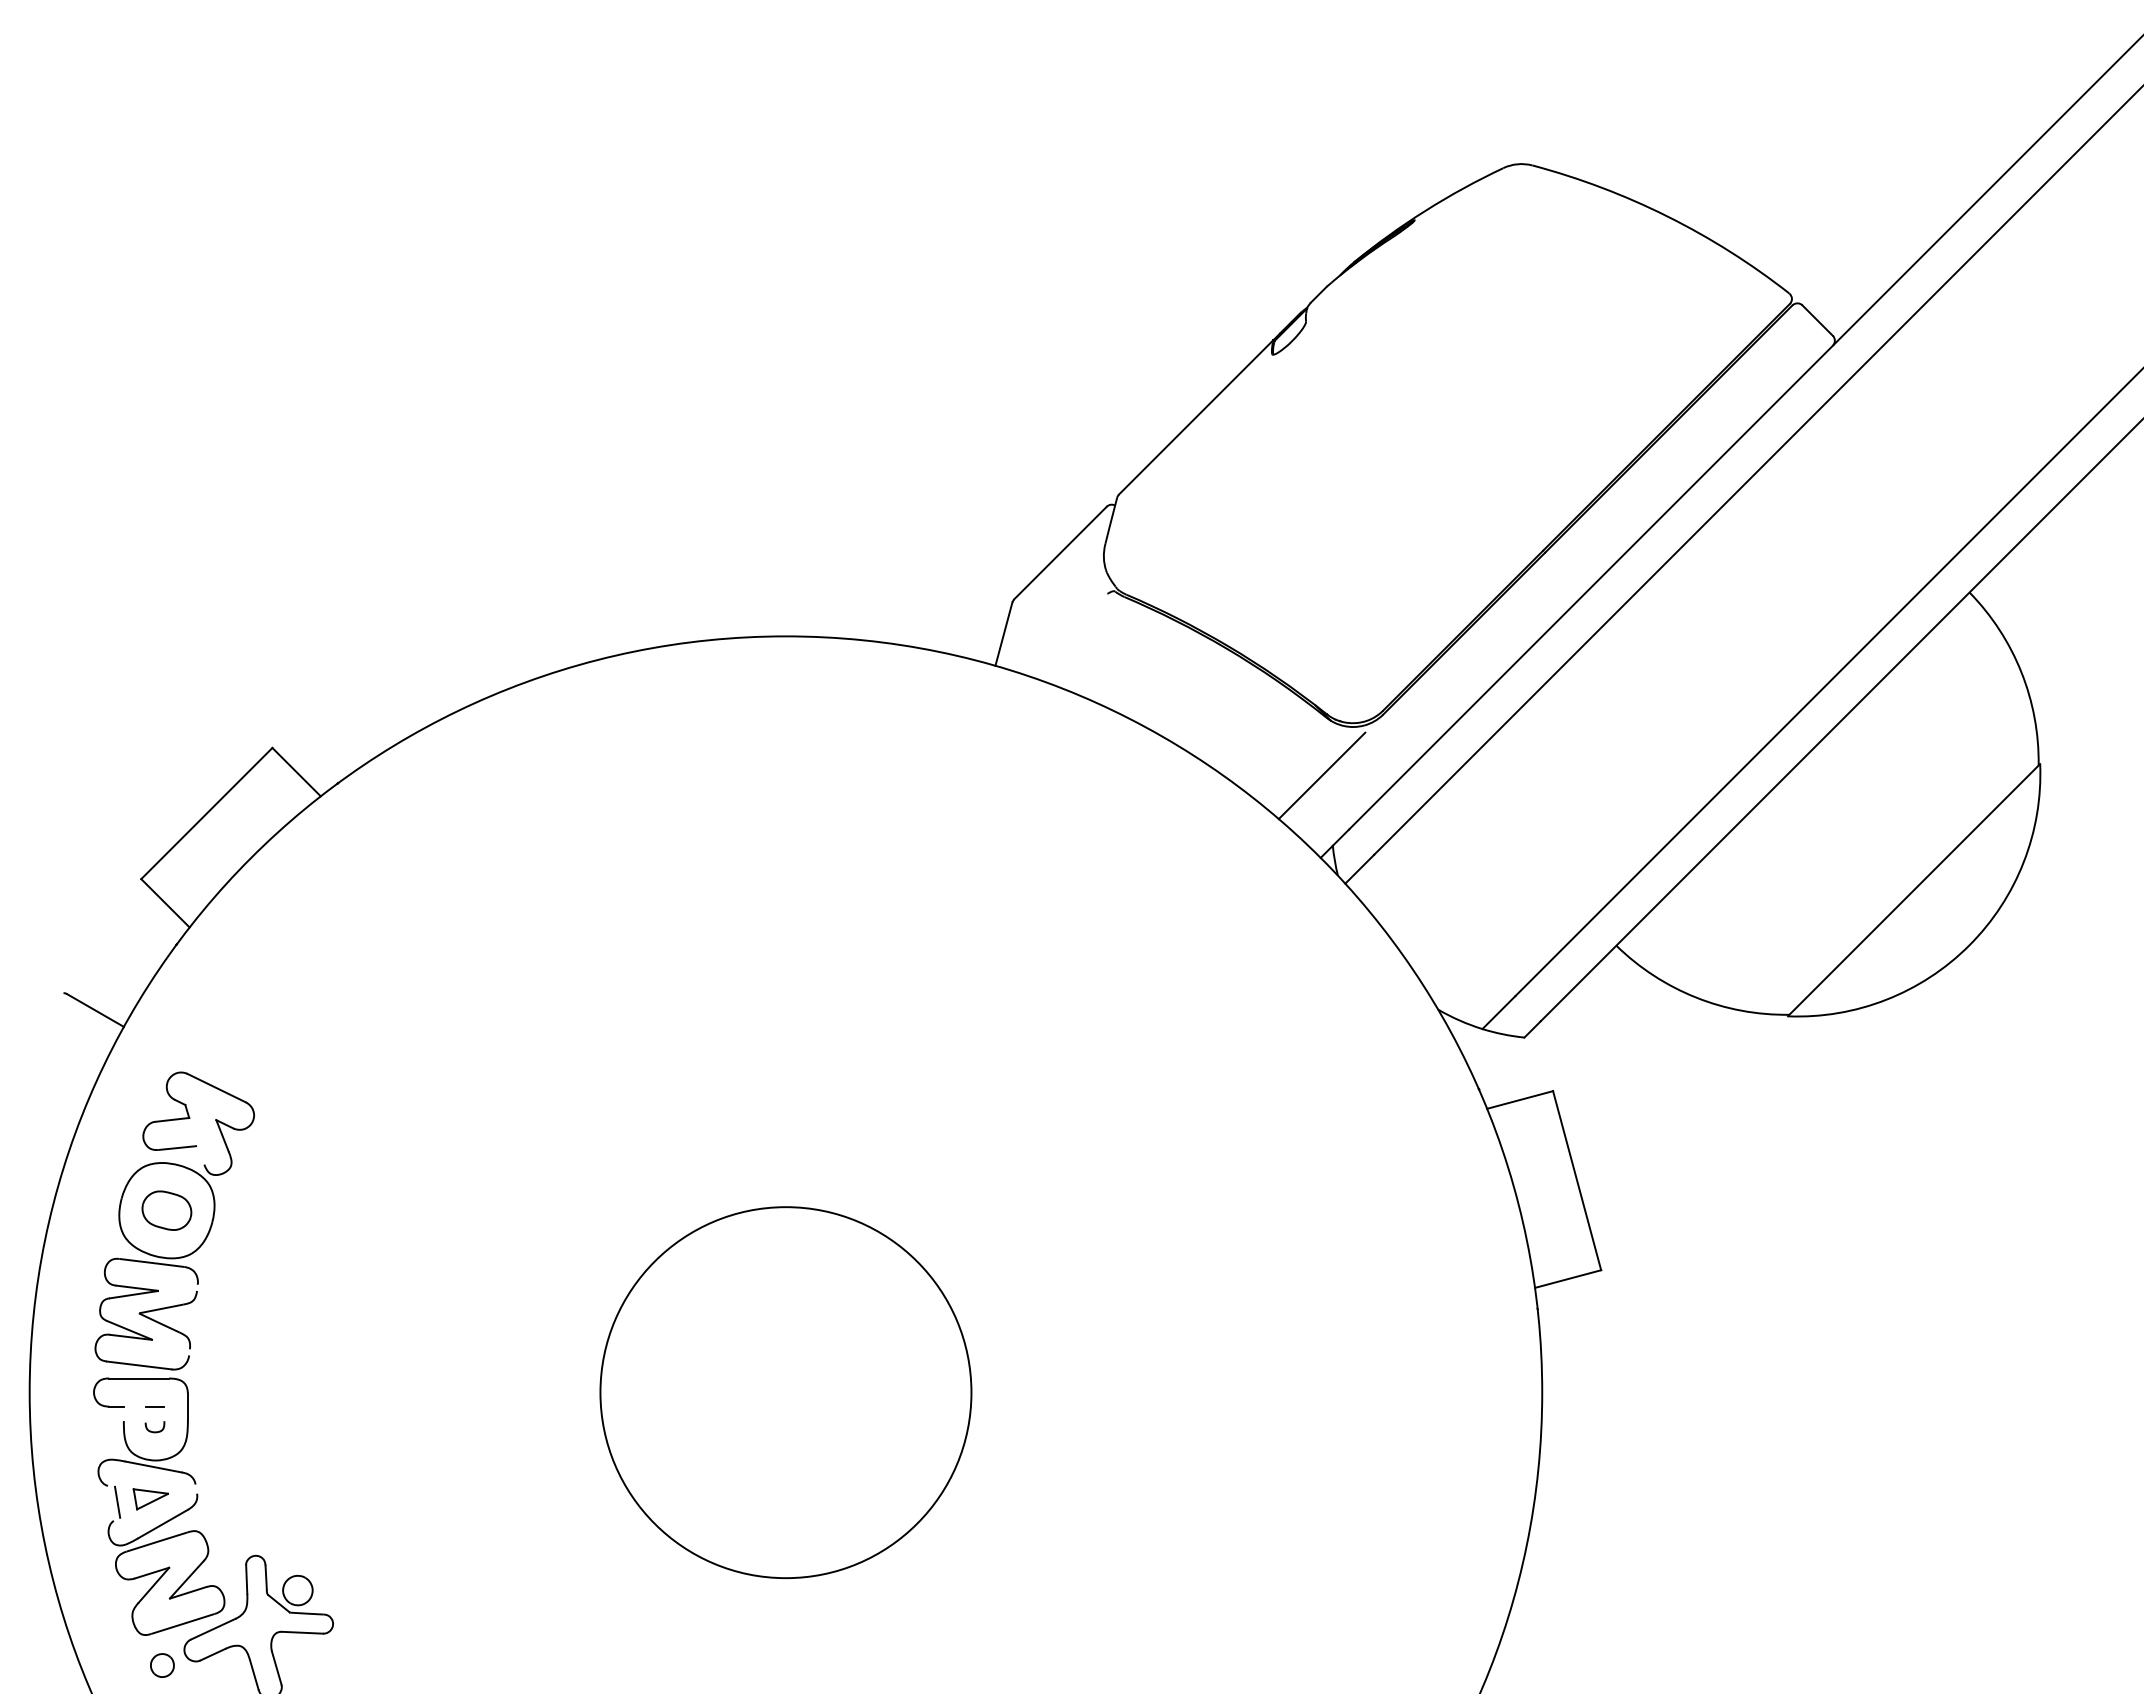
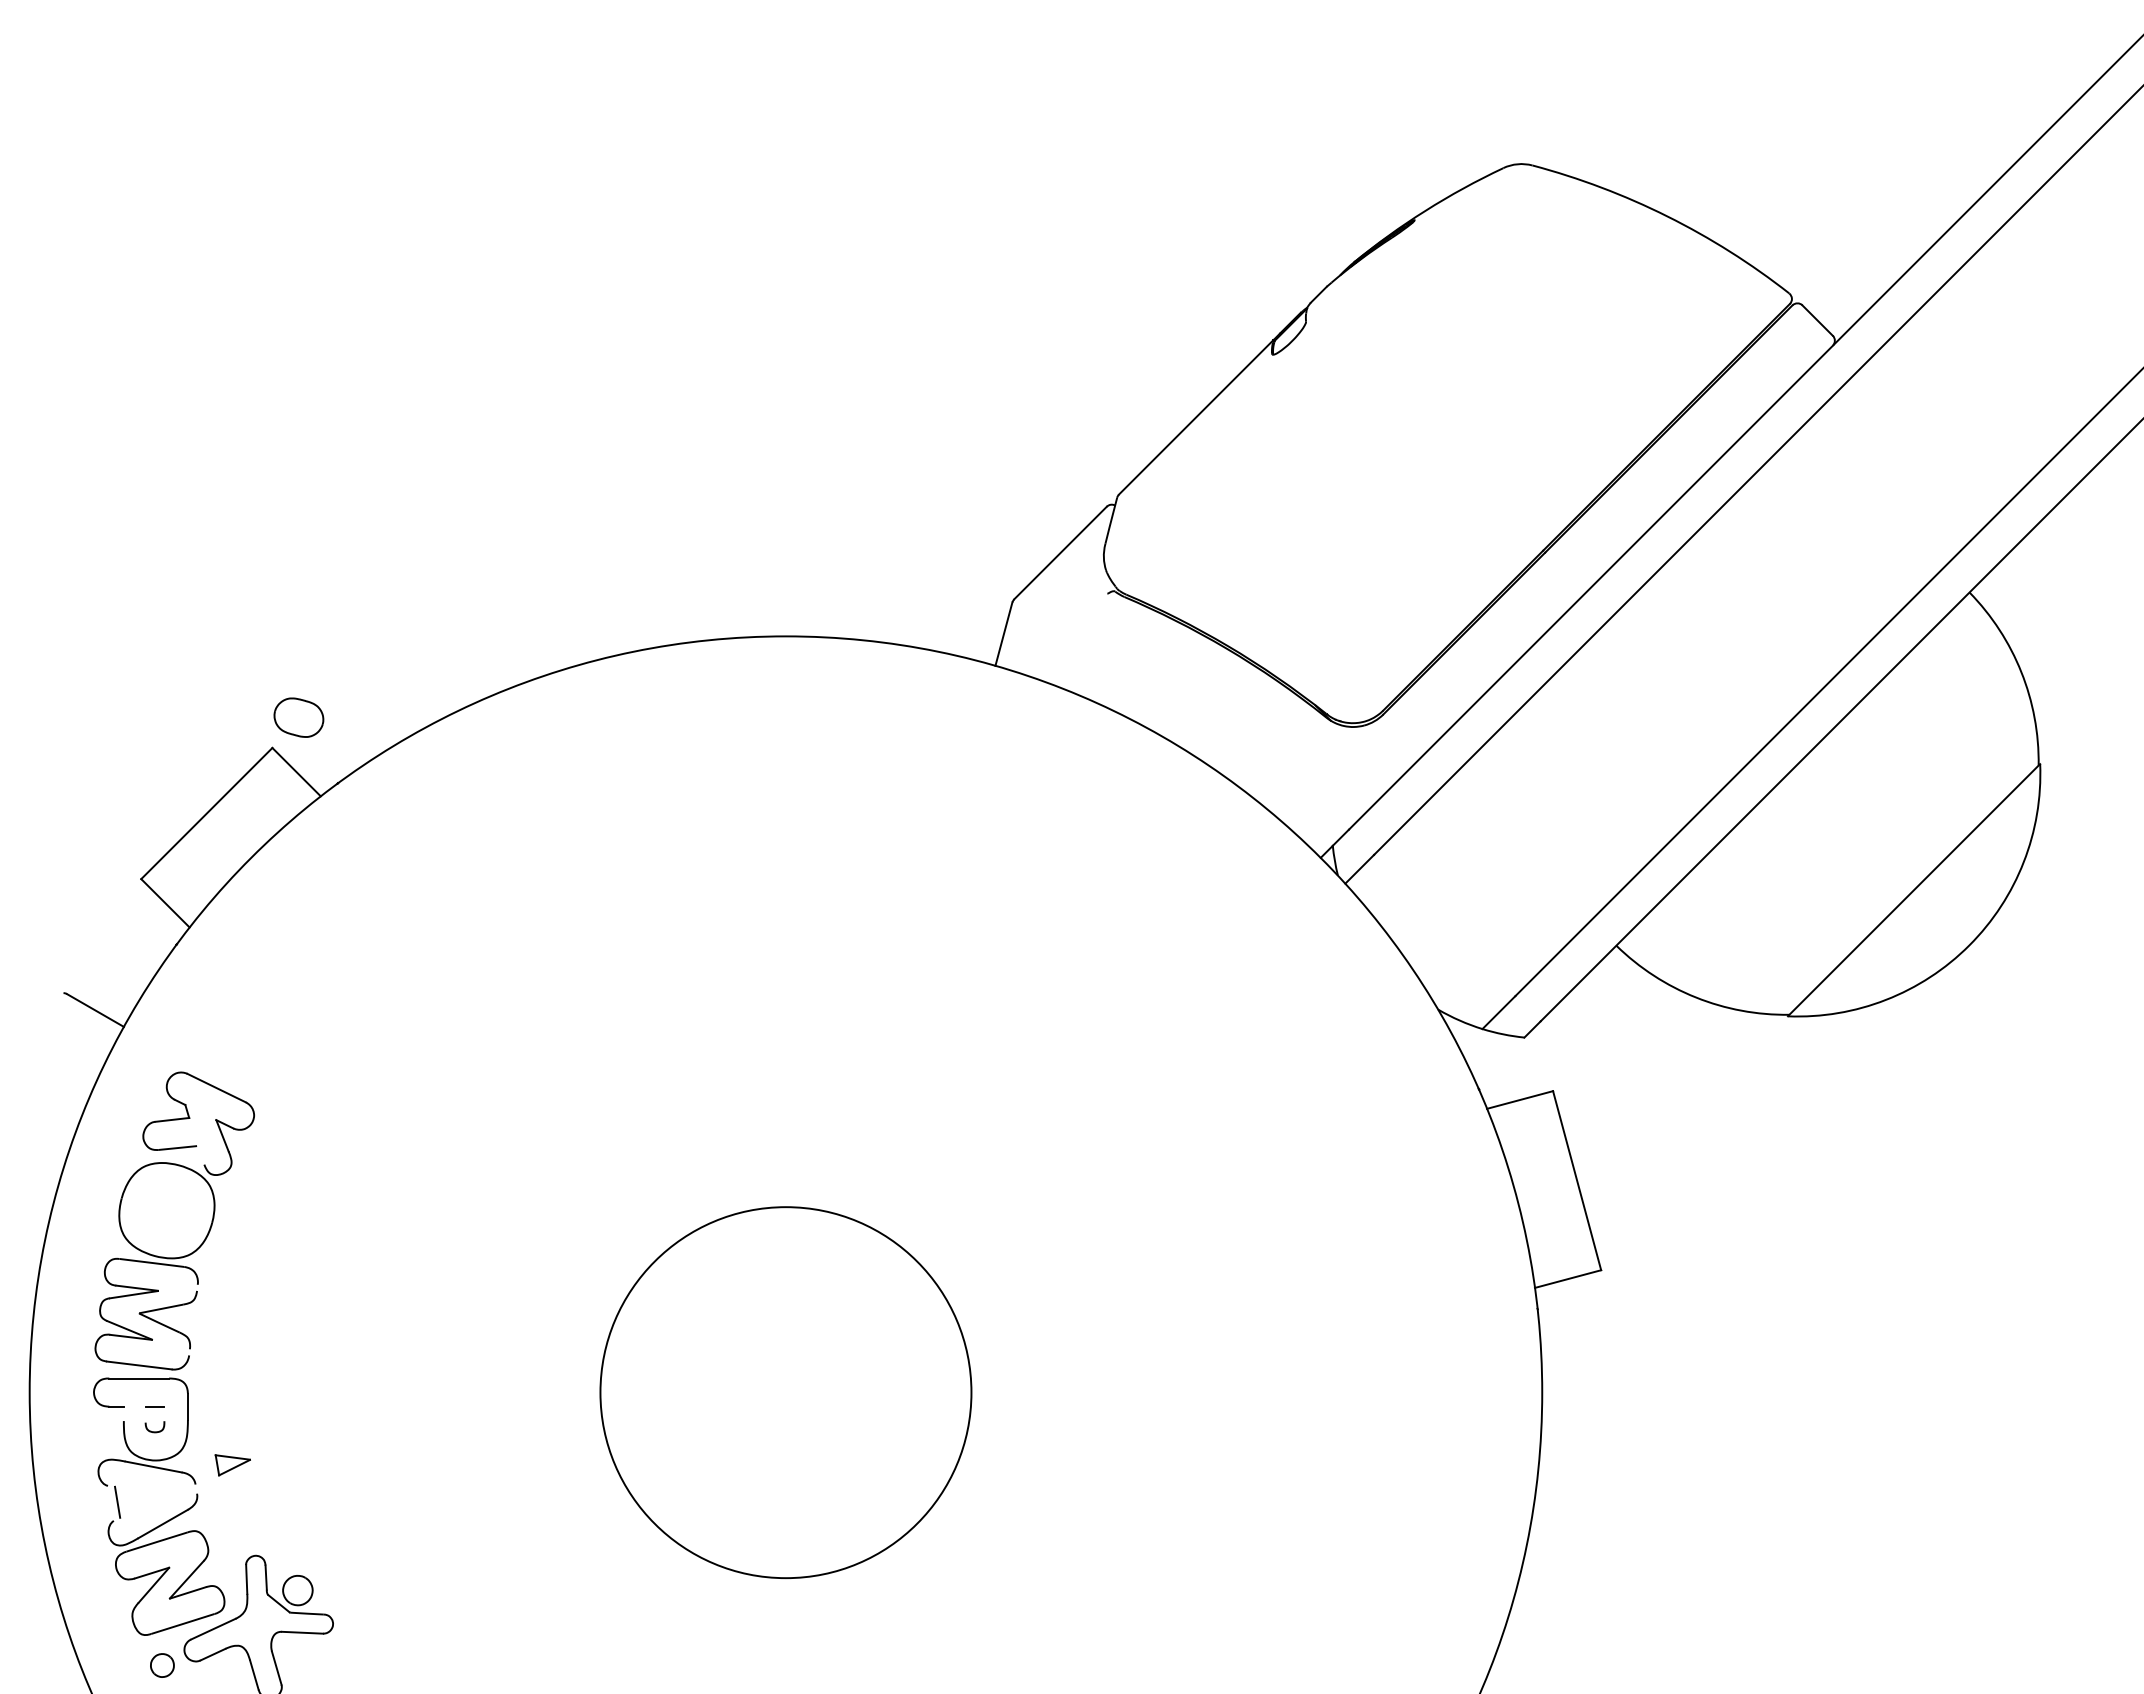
line: present -> none (1321, 775)
part position: (166, 1210) -> (298, 717) (298, 717)
part position: (150, 1499) -> (232, 1465) (232, 1465)
